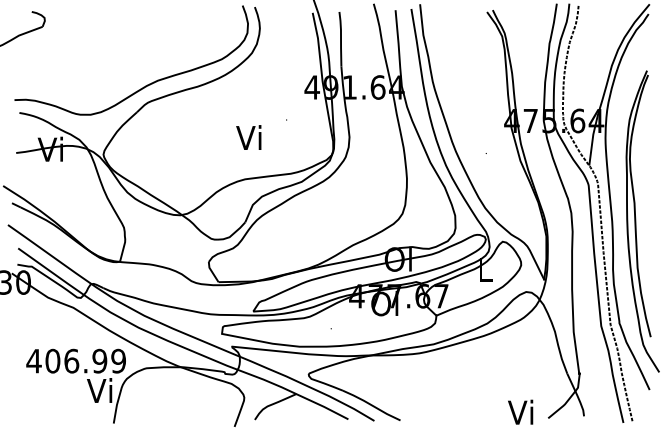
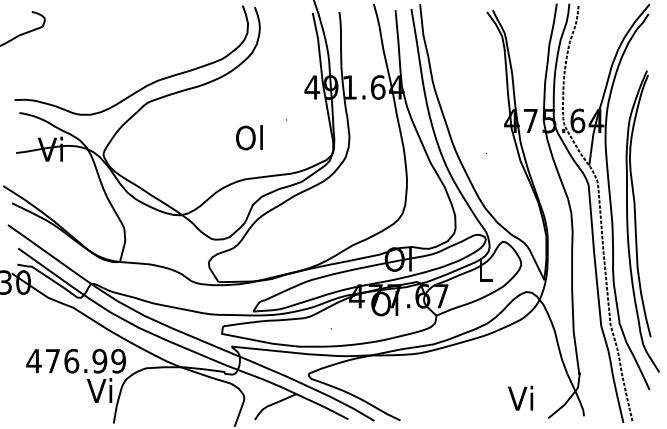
text: Vi -> Ol (249, 137)
text: 406.99 -> 476.99 (52, 360)
text position: (520, 411) -> (520, 397) (520, 397)
